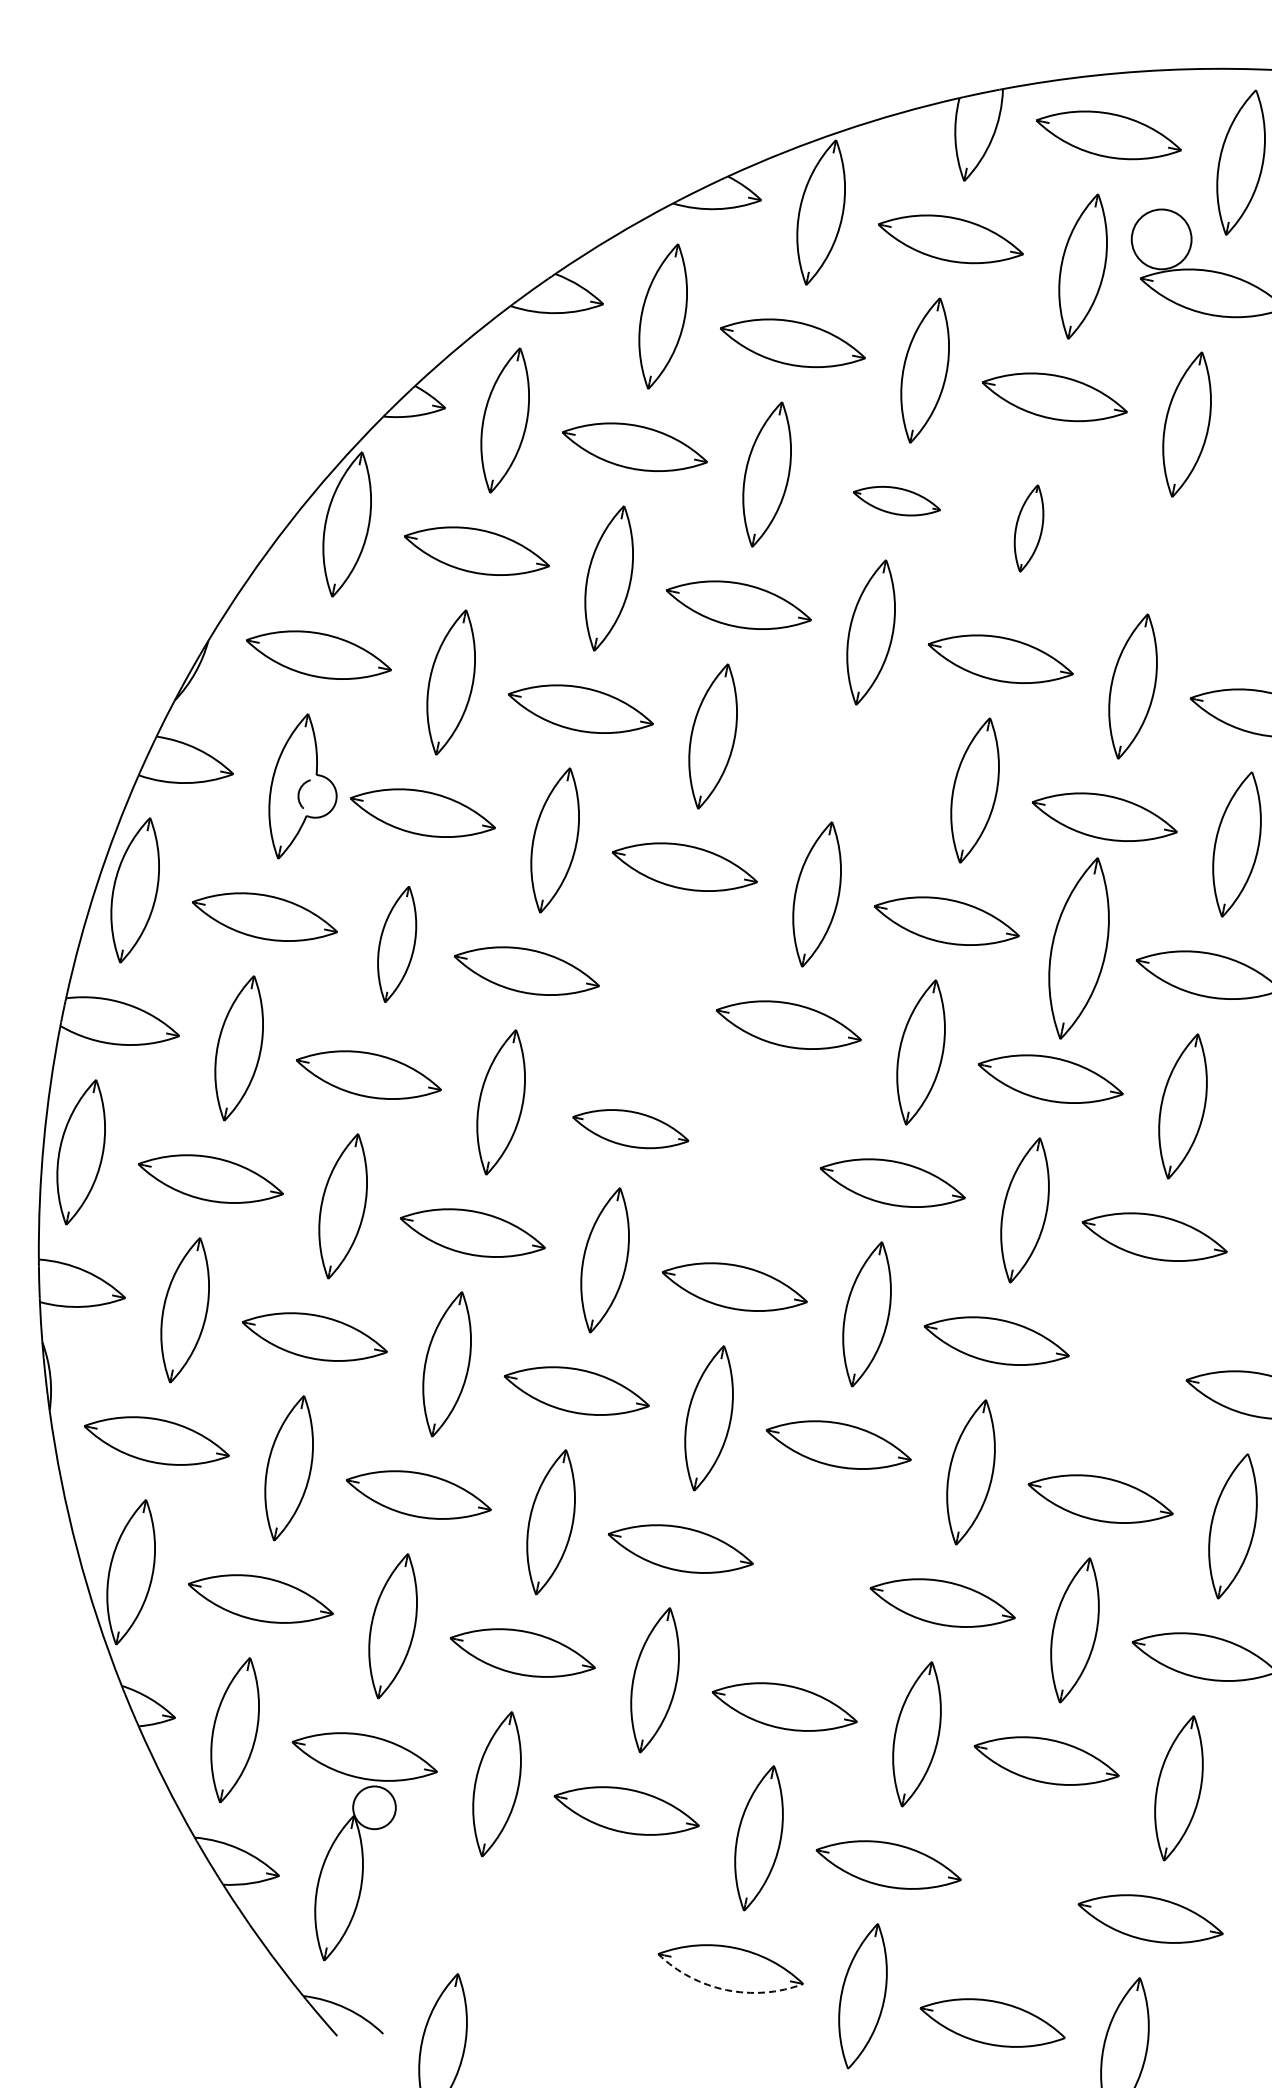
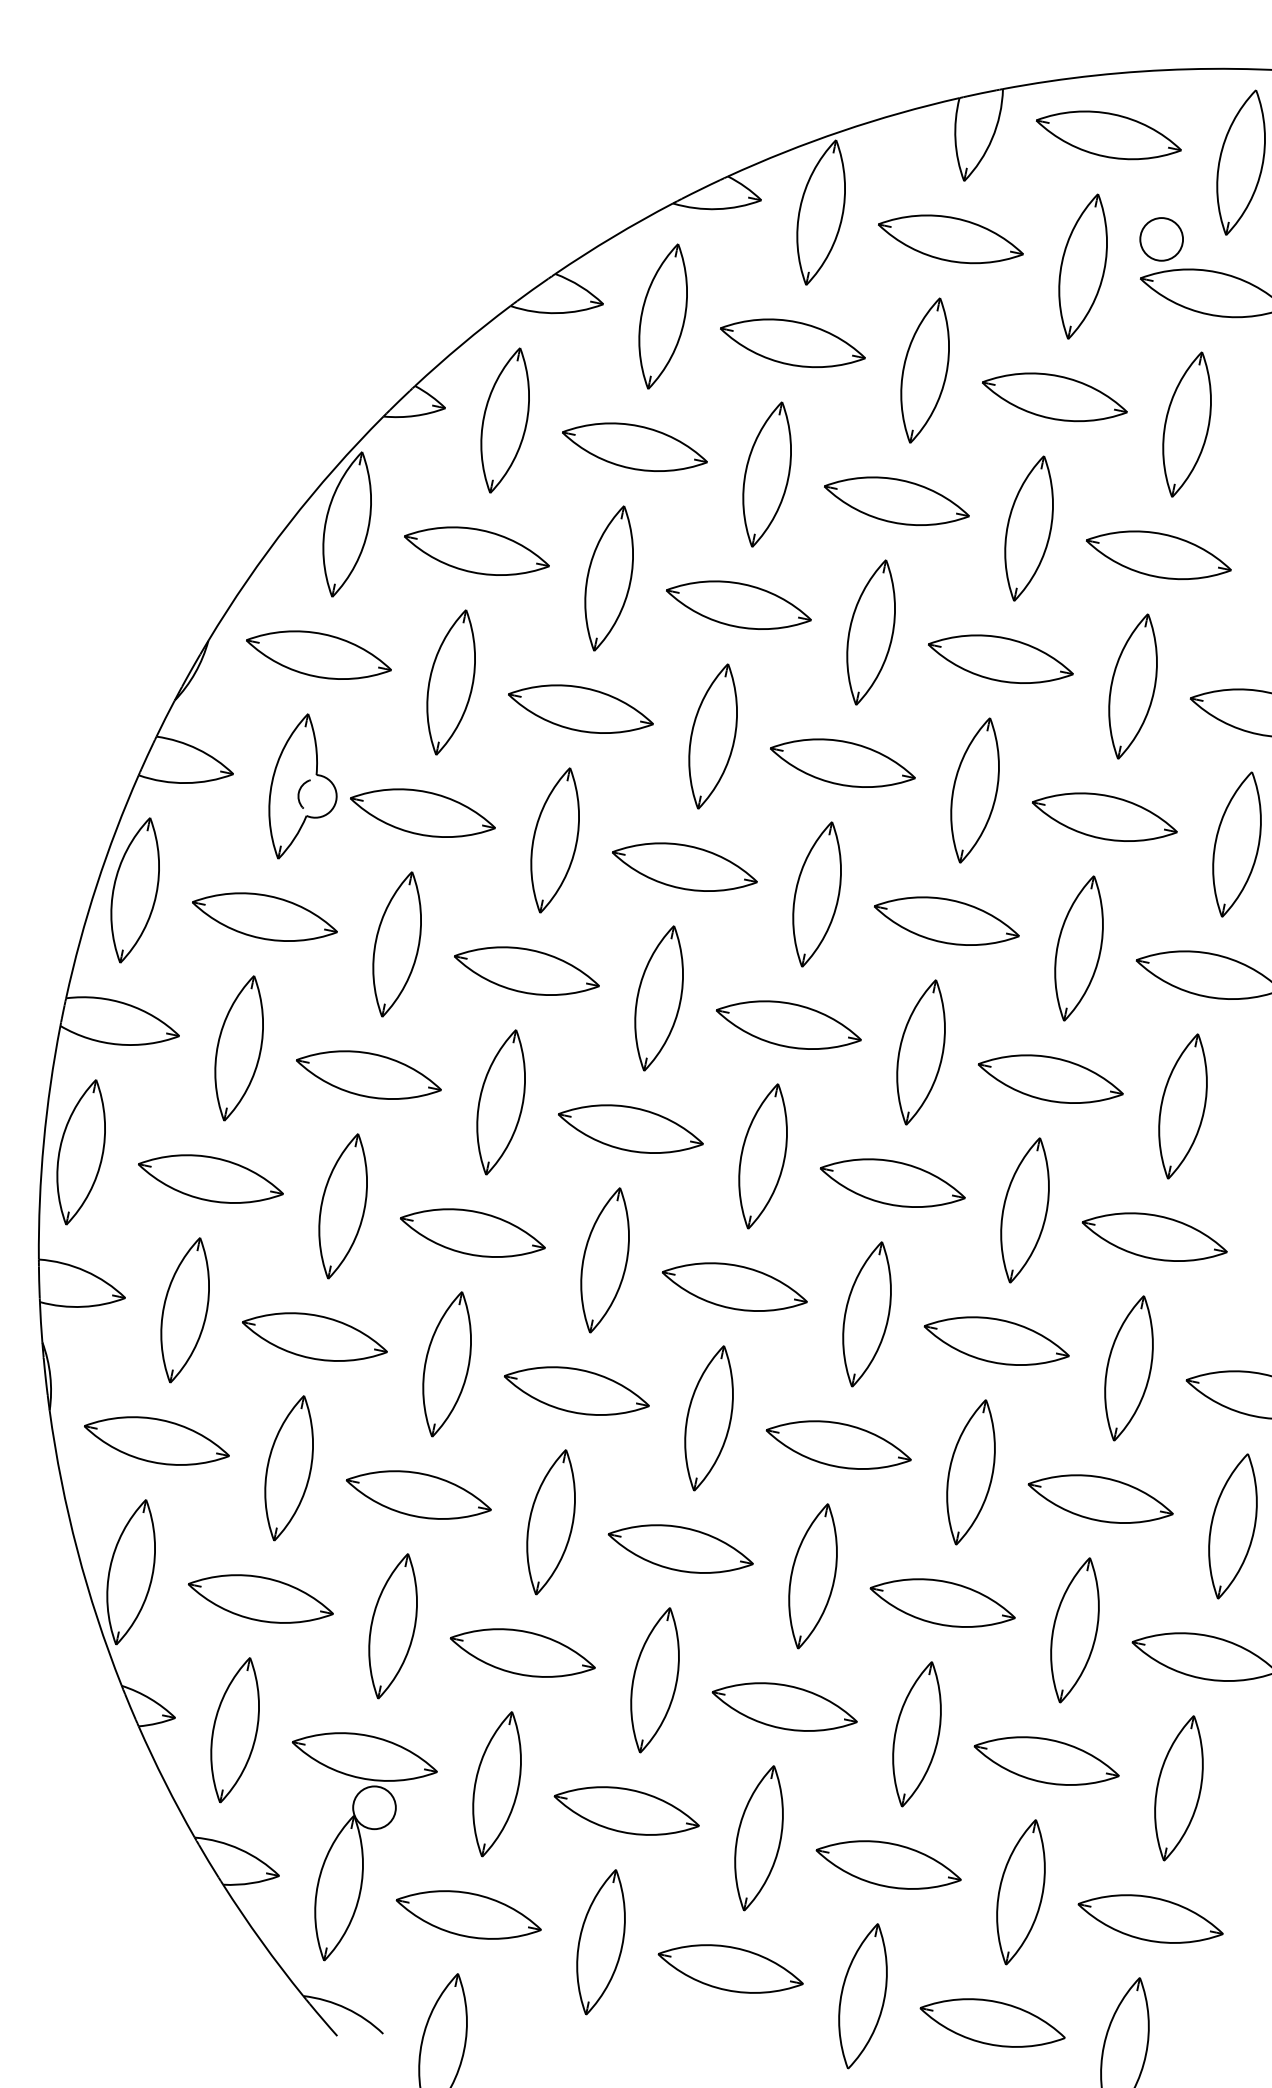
circle diameter: 60 px -> 43 px (1161, 239)
part size: 88x31 px -> 146x50 px (896, 500)
part size: 32x89 px -> 50x147 px (1028, 528)
part: none -> present (1158, 555)
part: none -> present (842, 762)
part size: 41x117 px -> 50x147 px (396, 944)
part size: 62x183 px -> 50x147 px (1078, 948)
part: none -> present (658, 998)
part size: 118x41 px -> 146x50 px (630, 1128)
part: none -> present (762, 1156)
part: none -> present (1128, 1368)
part: none -> present (812, 1576)
part: none -> present (1020, 1892)
part: none -> present (468, 1914)
part: none -> present (600, 1942)
arc: dashed -> solid (726, 1990)
